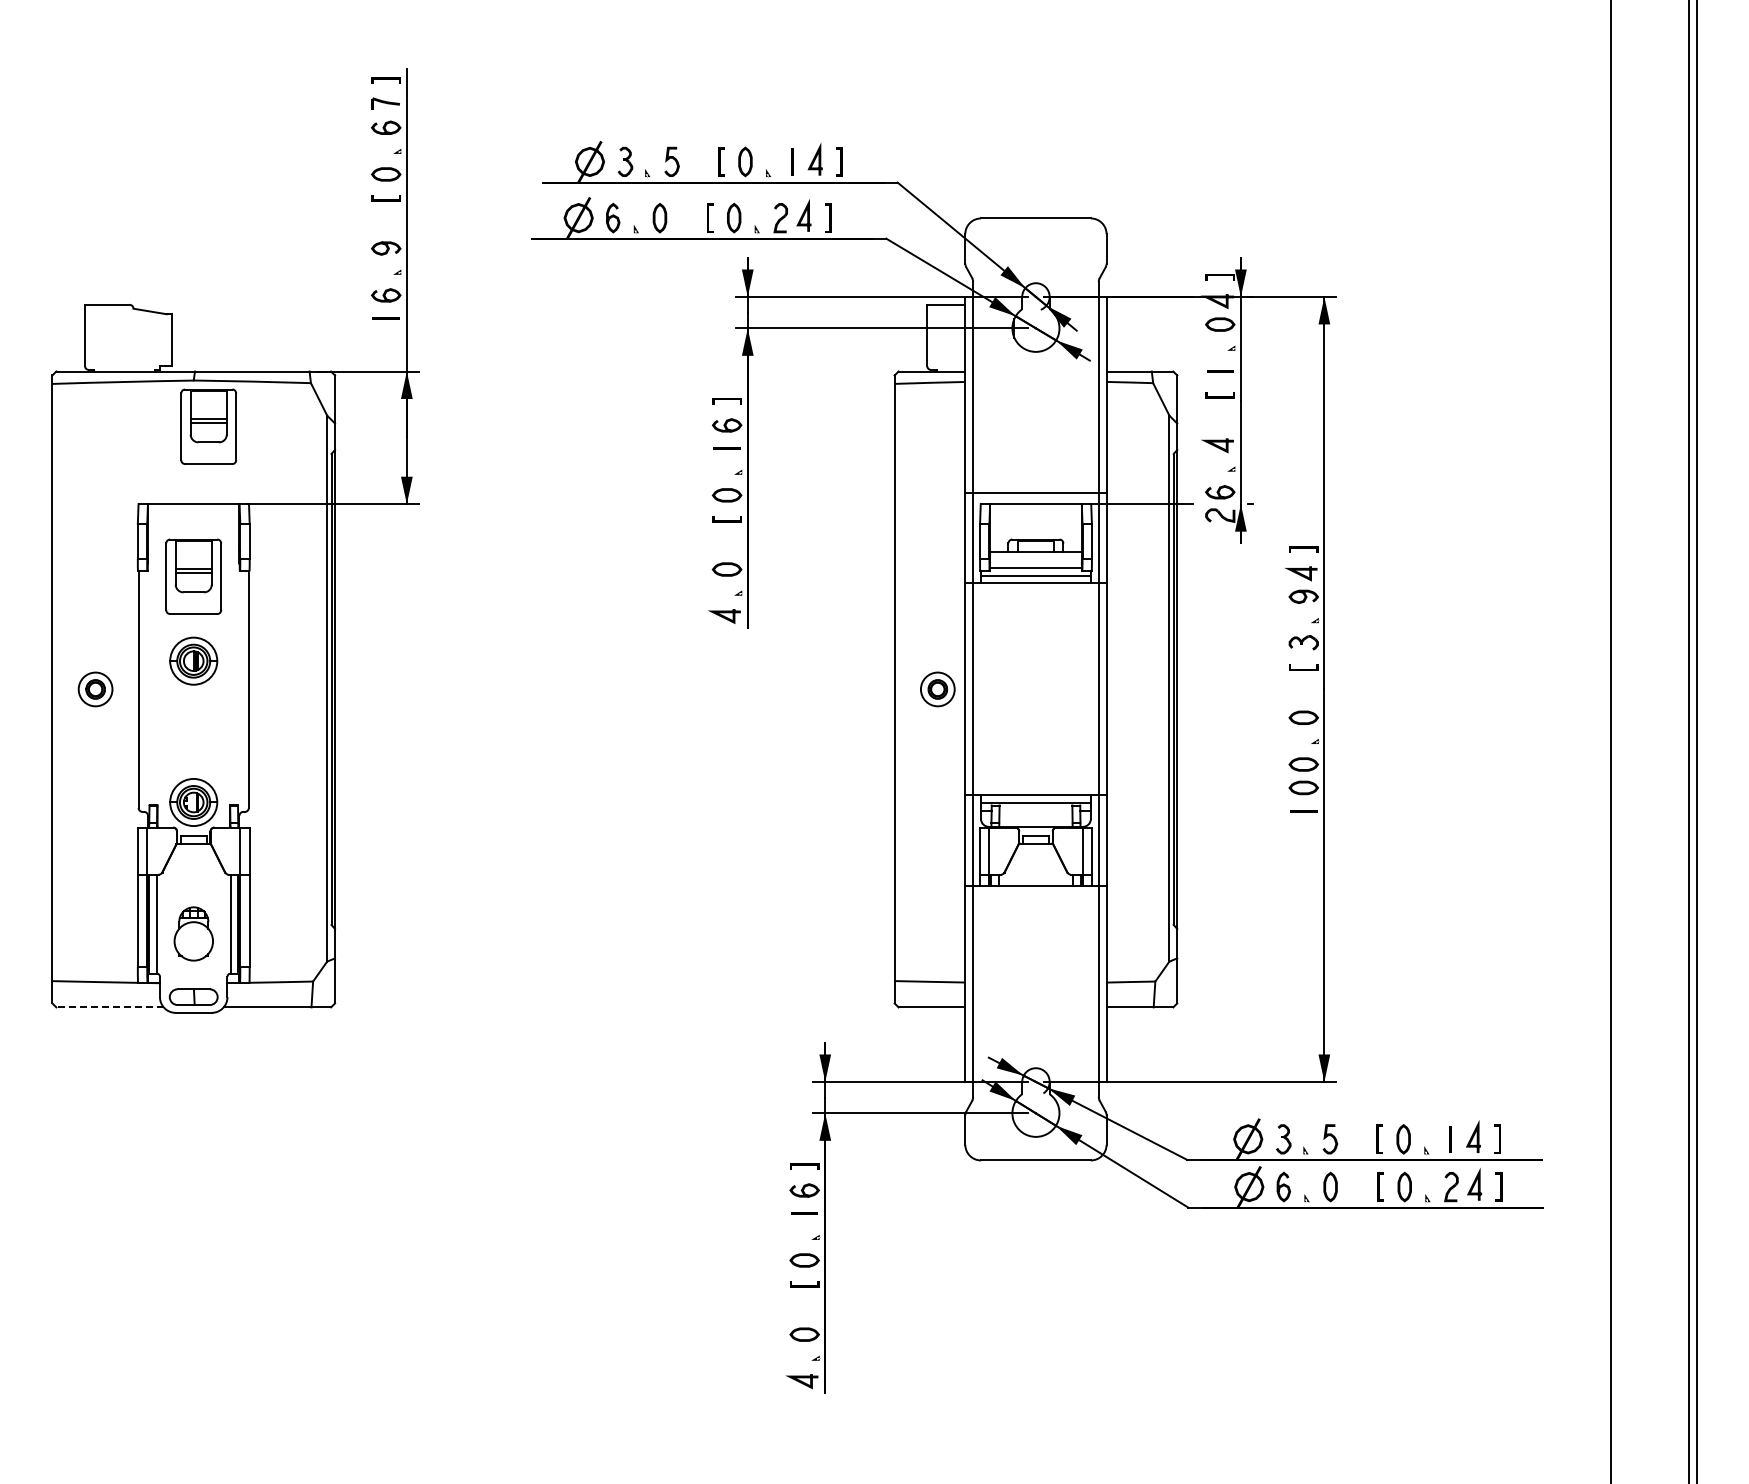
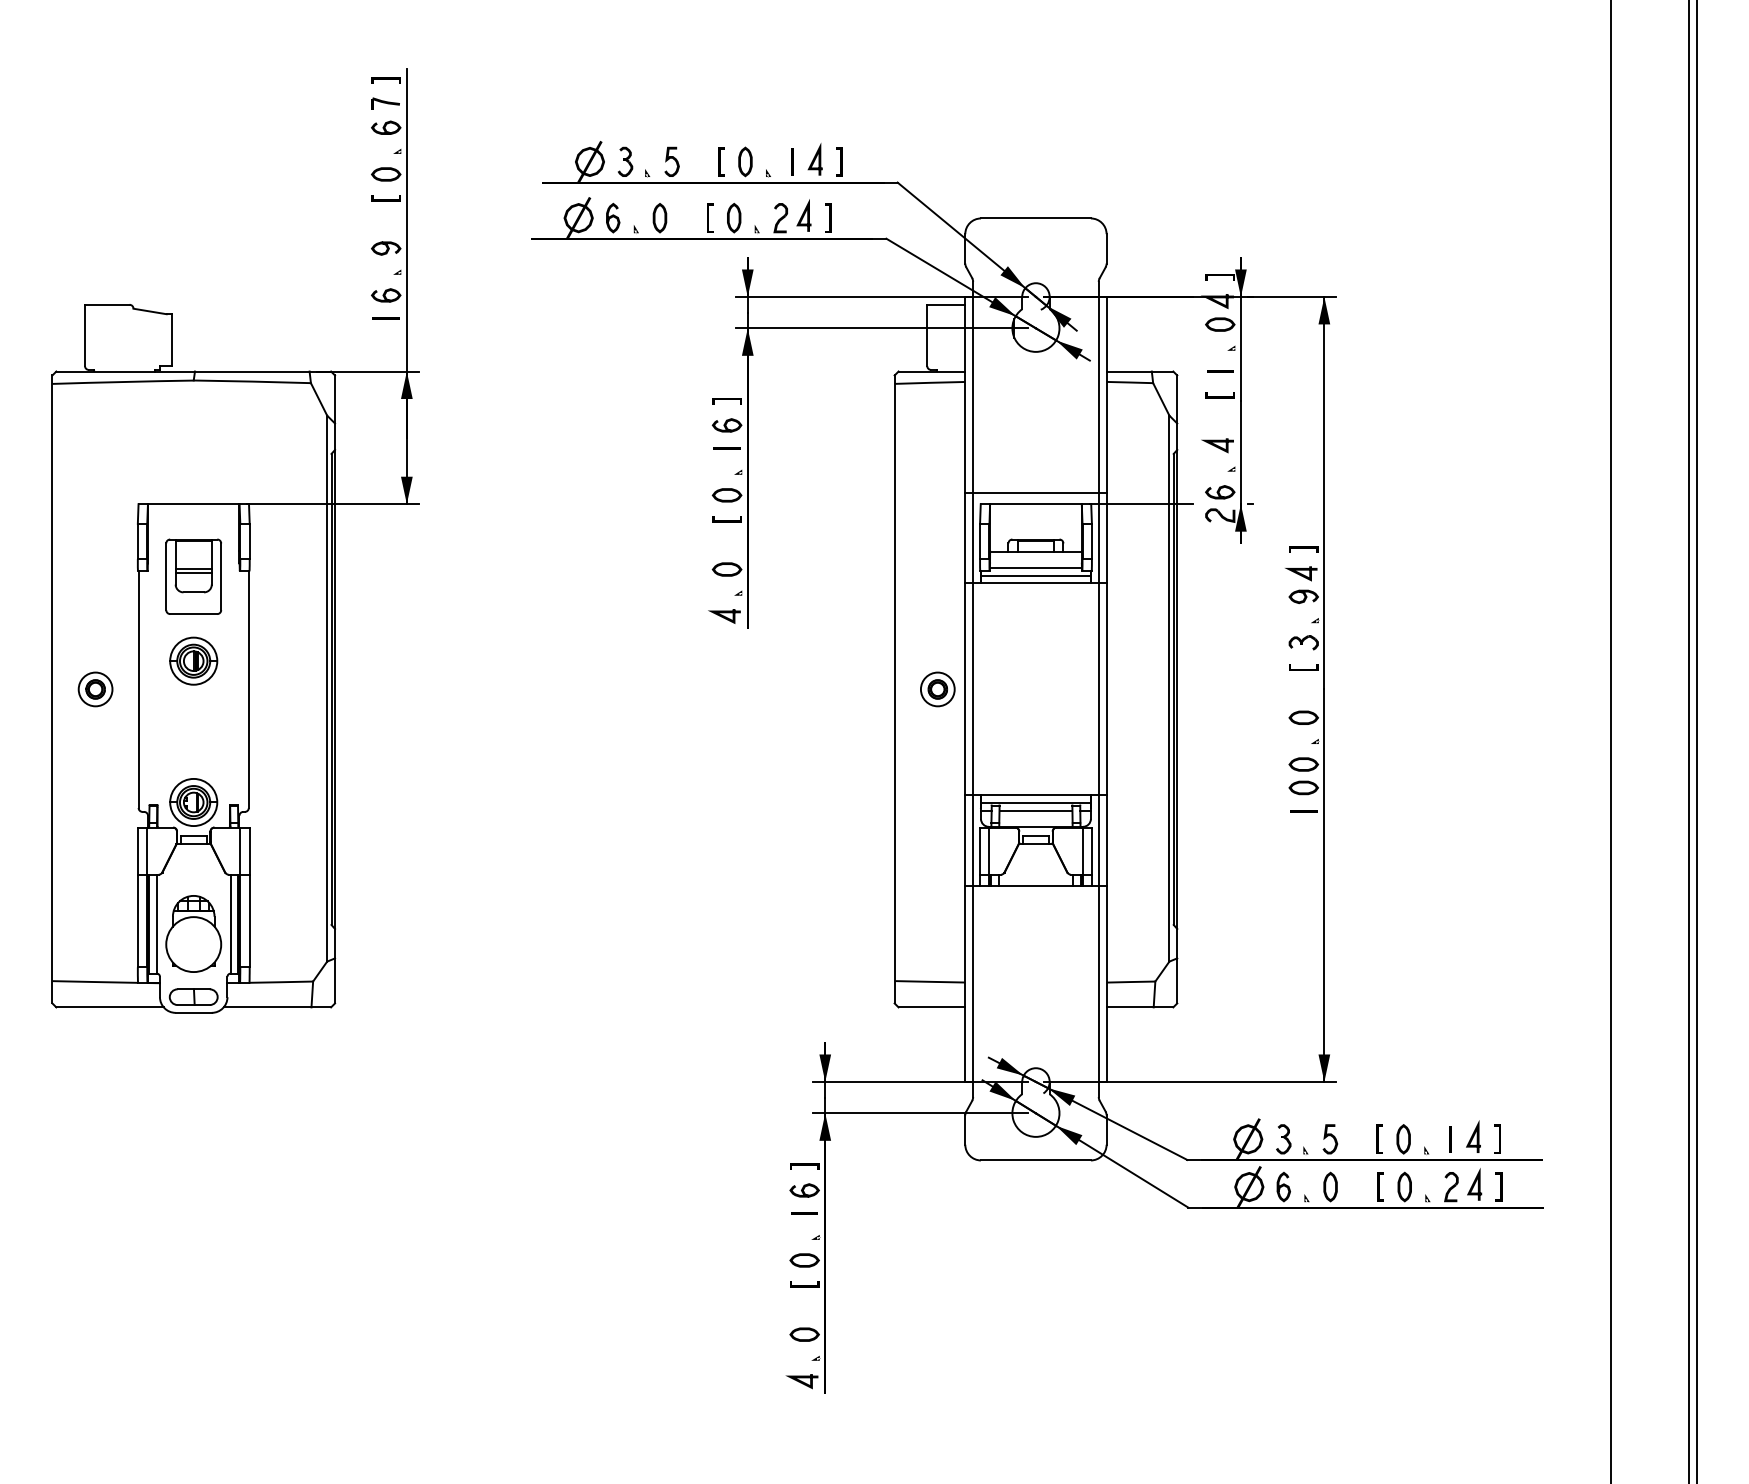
part: present -> none (208, 426)
line: none -> present (1035, 811)
part size: 41x56 px -> 58x78 px (193, 933)
line: dashed -> solid (110, 1007)
